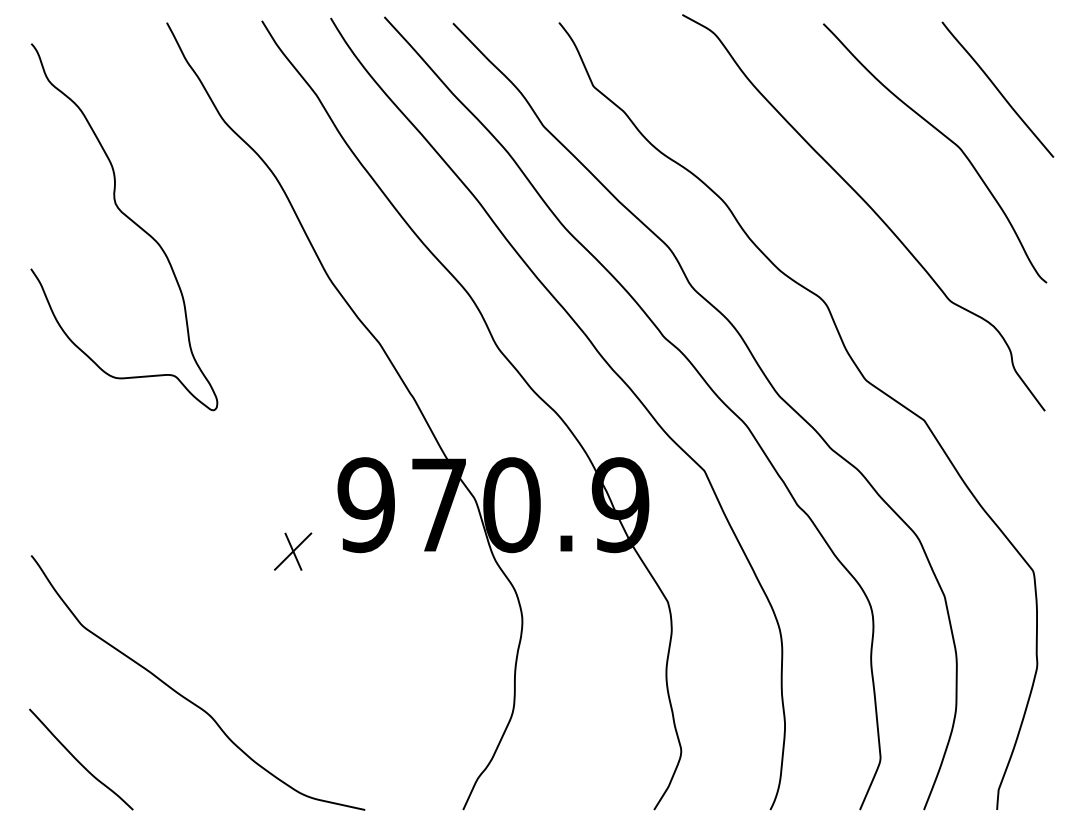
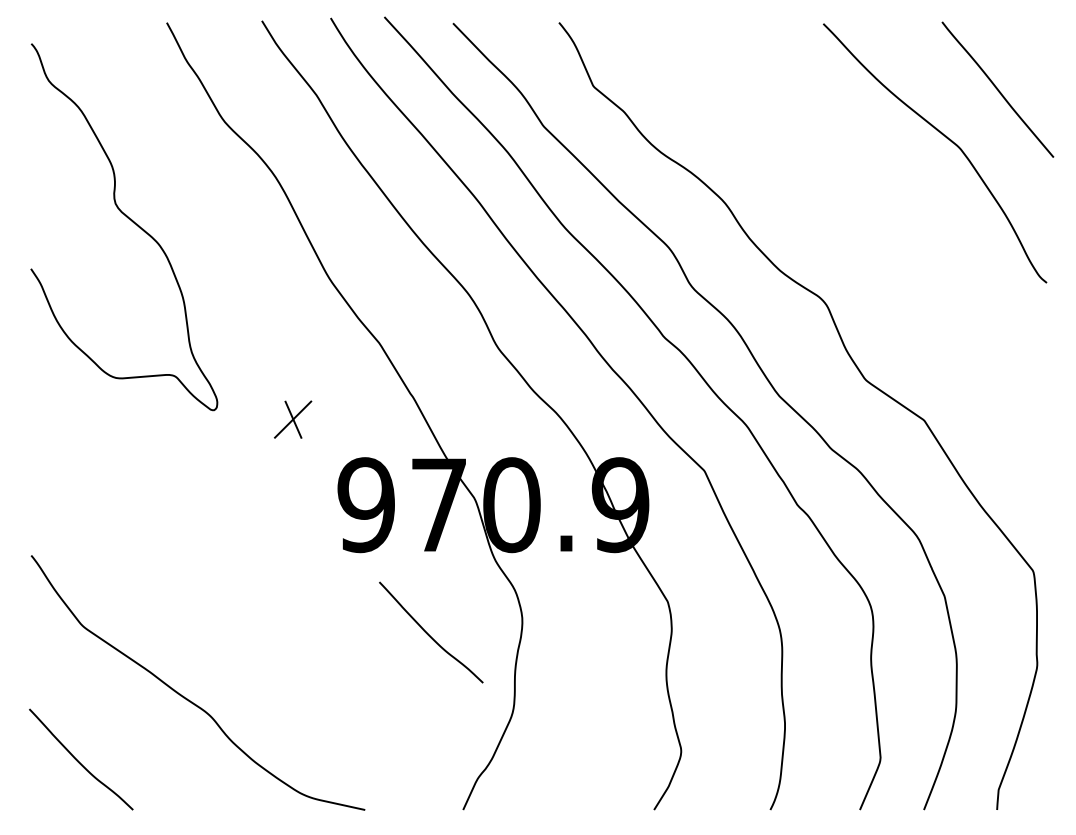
curve: present -> none (868, 206)
part position: (293, 551) -> (293, 419) (293, 419)
curve: none -> present (429, 634)
